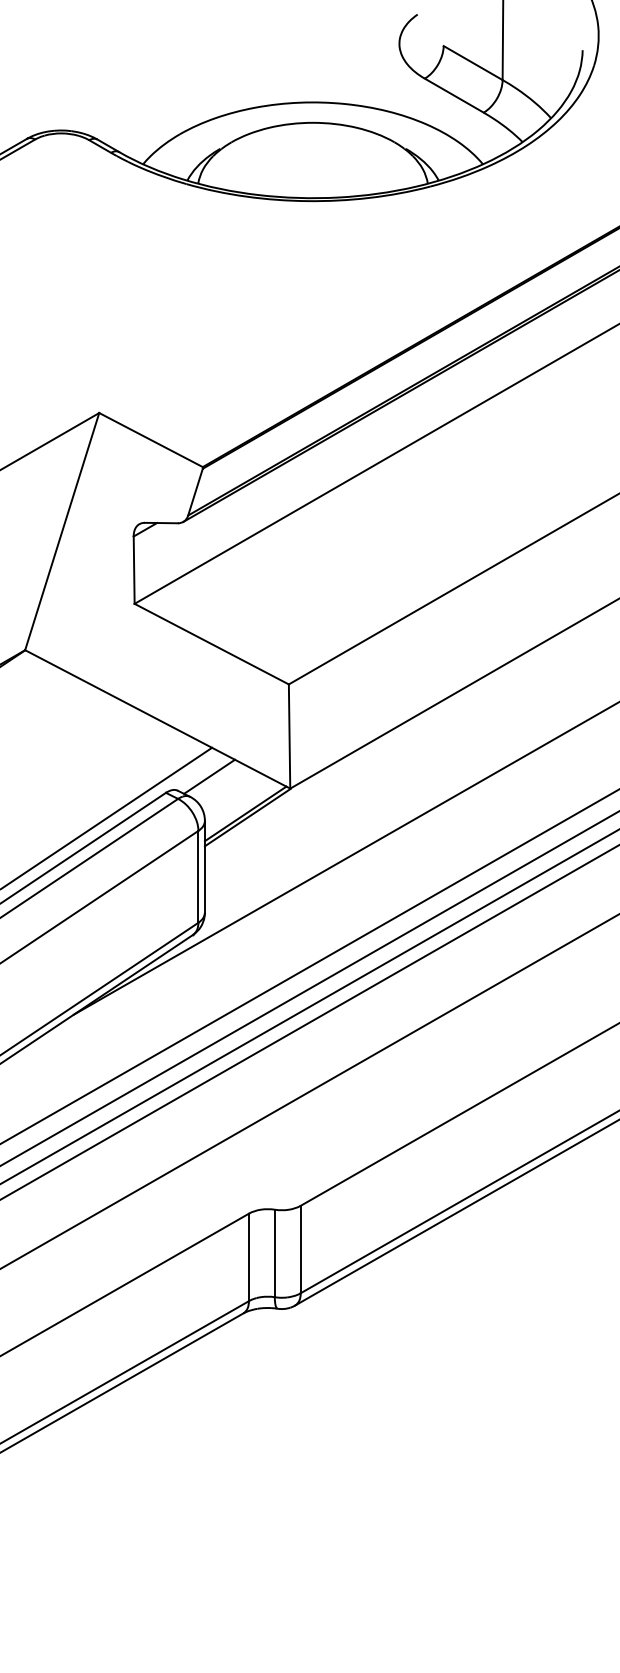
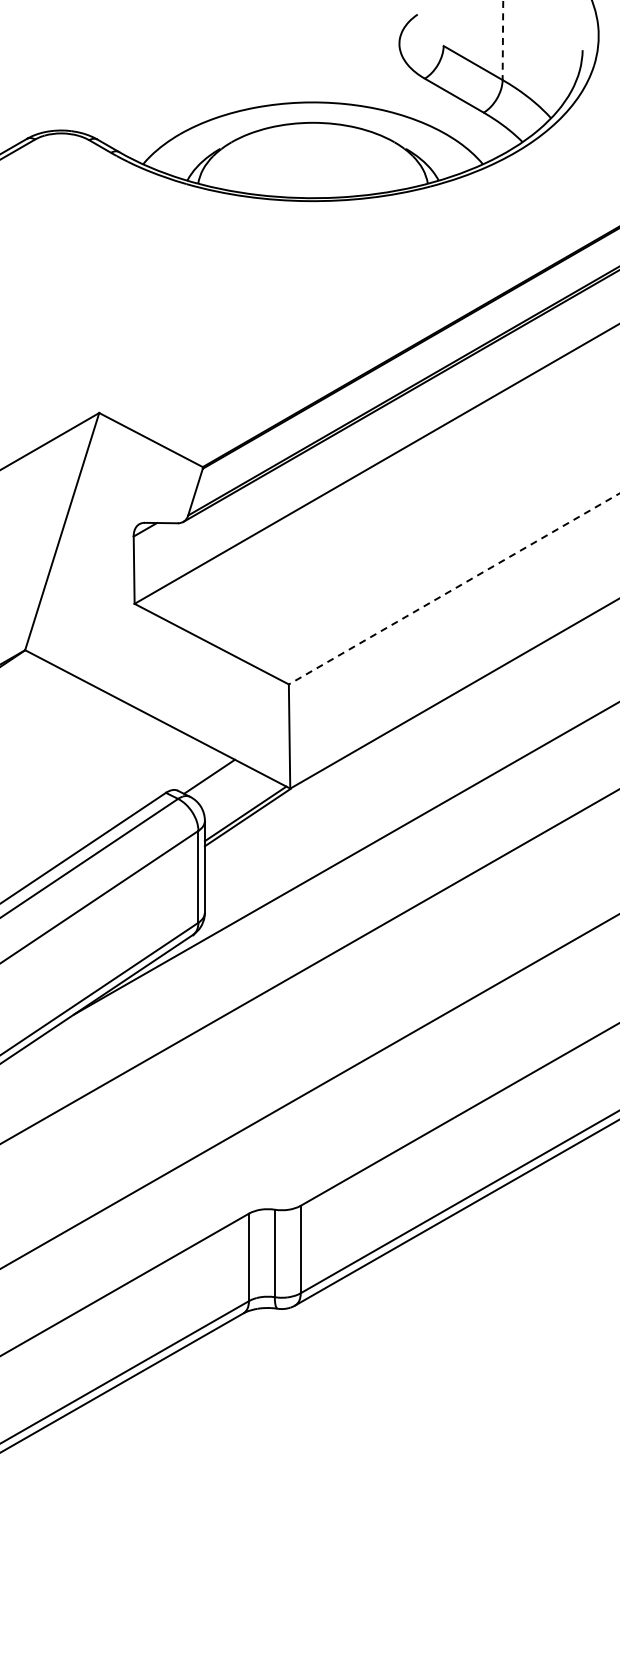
line: solid -> dashed (502, 40)
line: solid -> dashed (454, 588)
line: present -> none (107, 817)
line: present -> none (309, 988)
line: present -> none (309, 1007)
line: present -> none (309, 1022)
